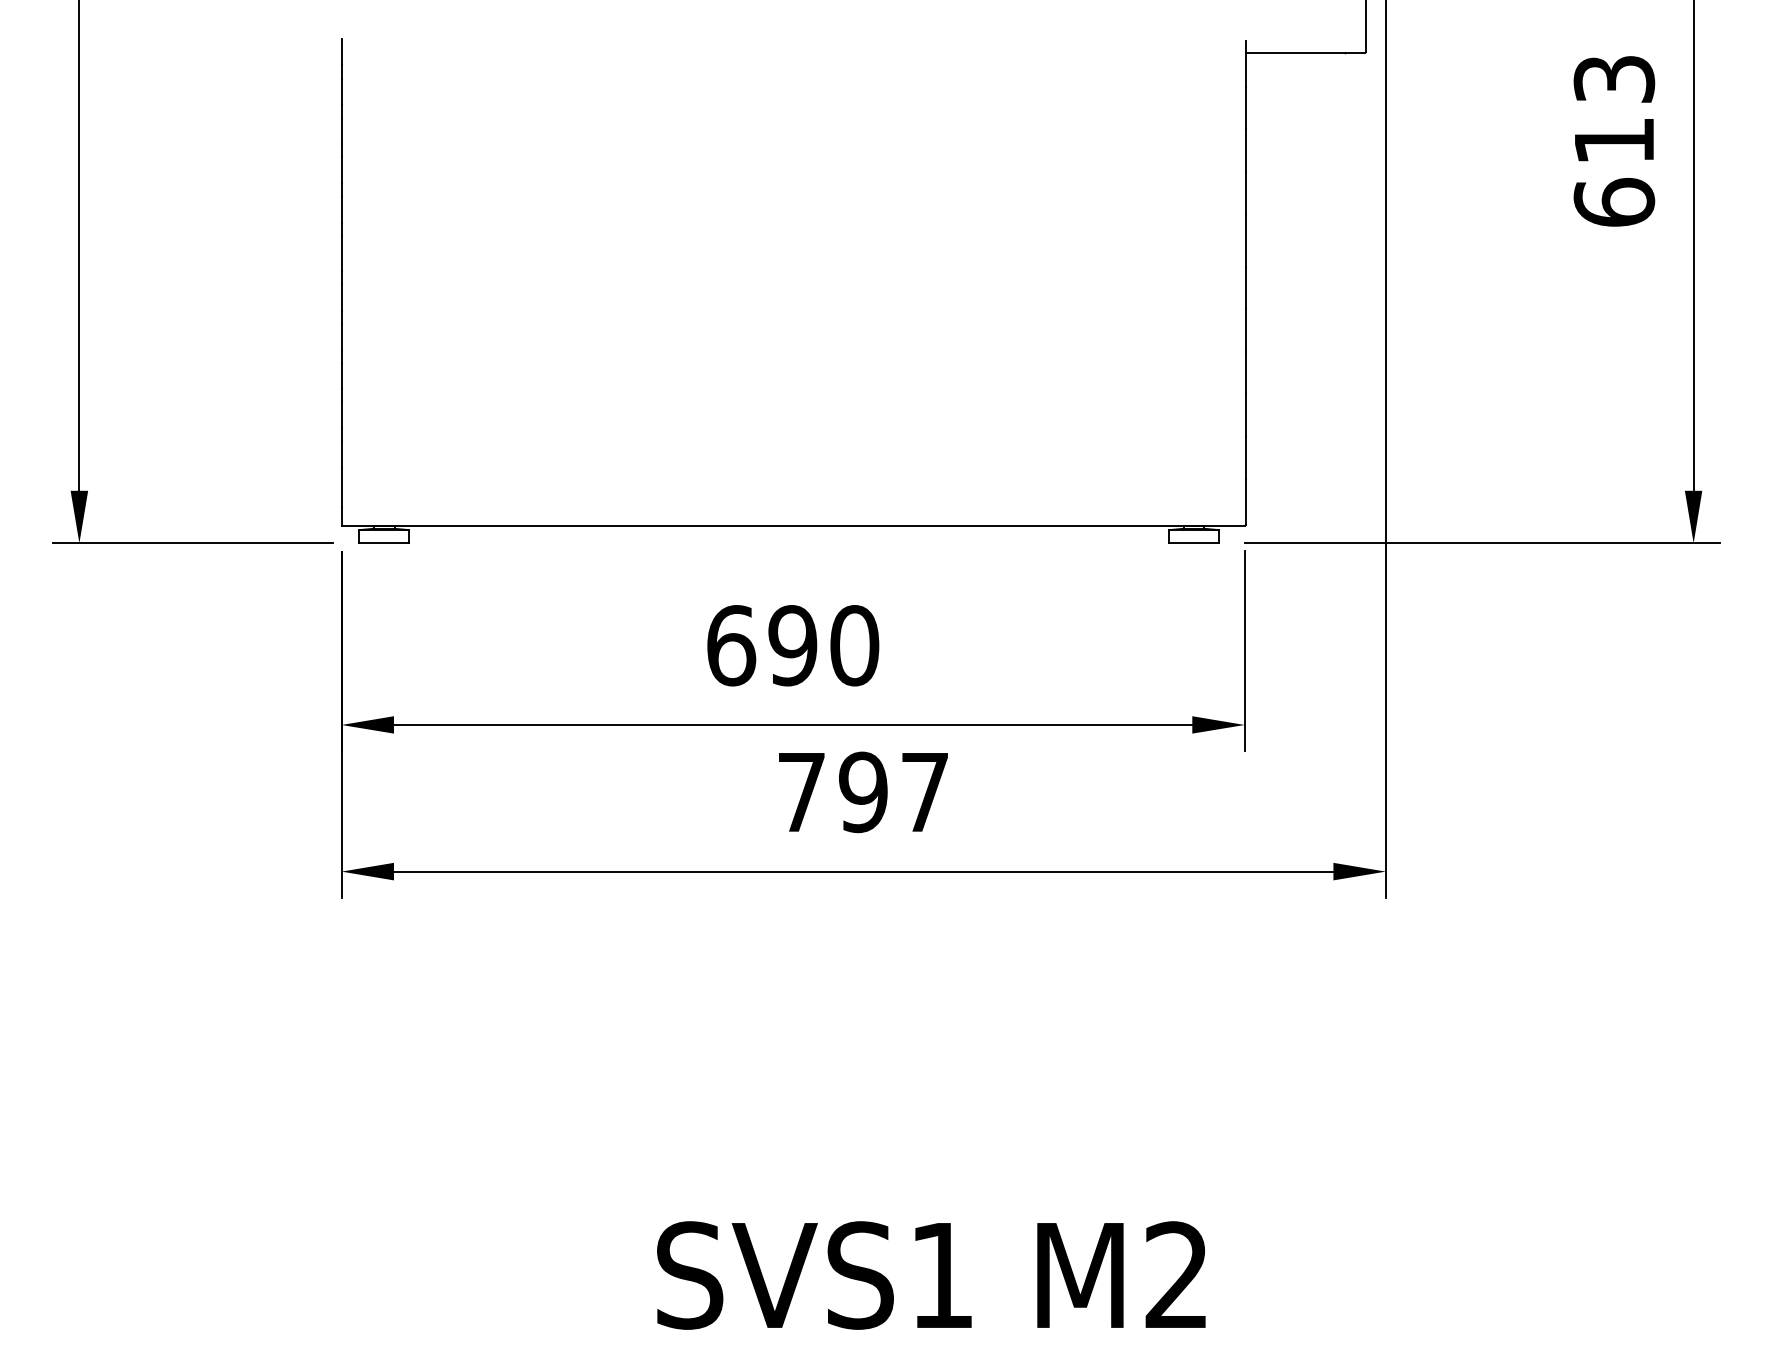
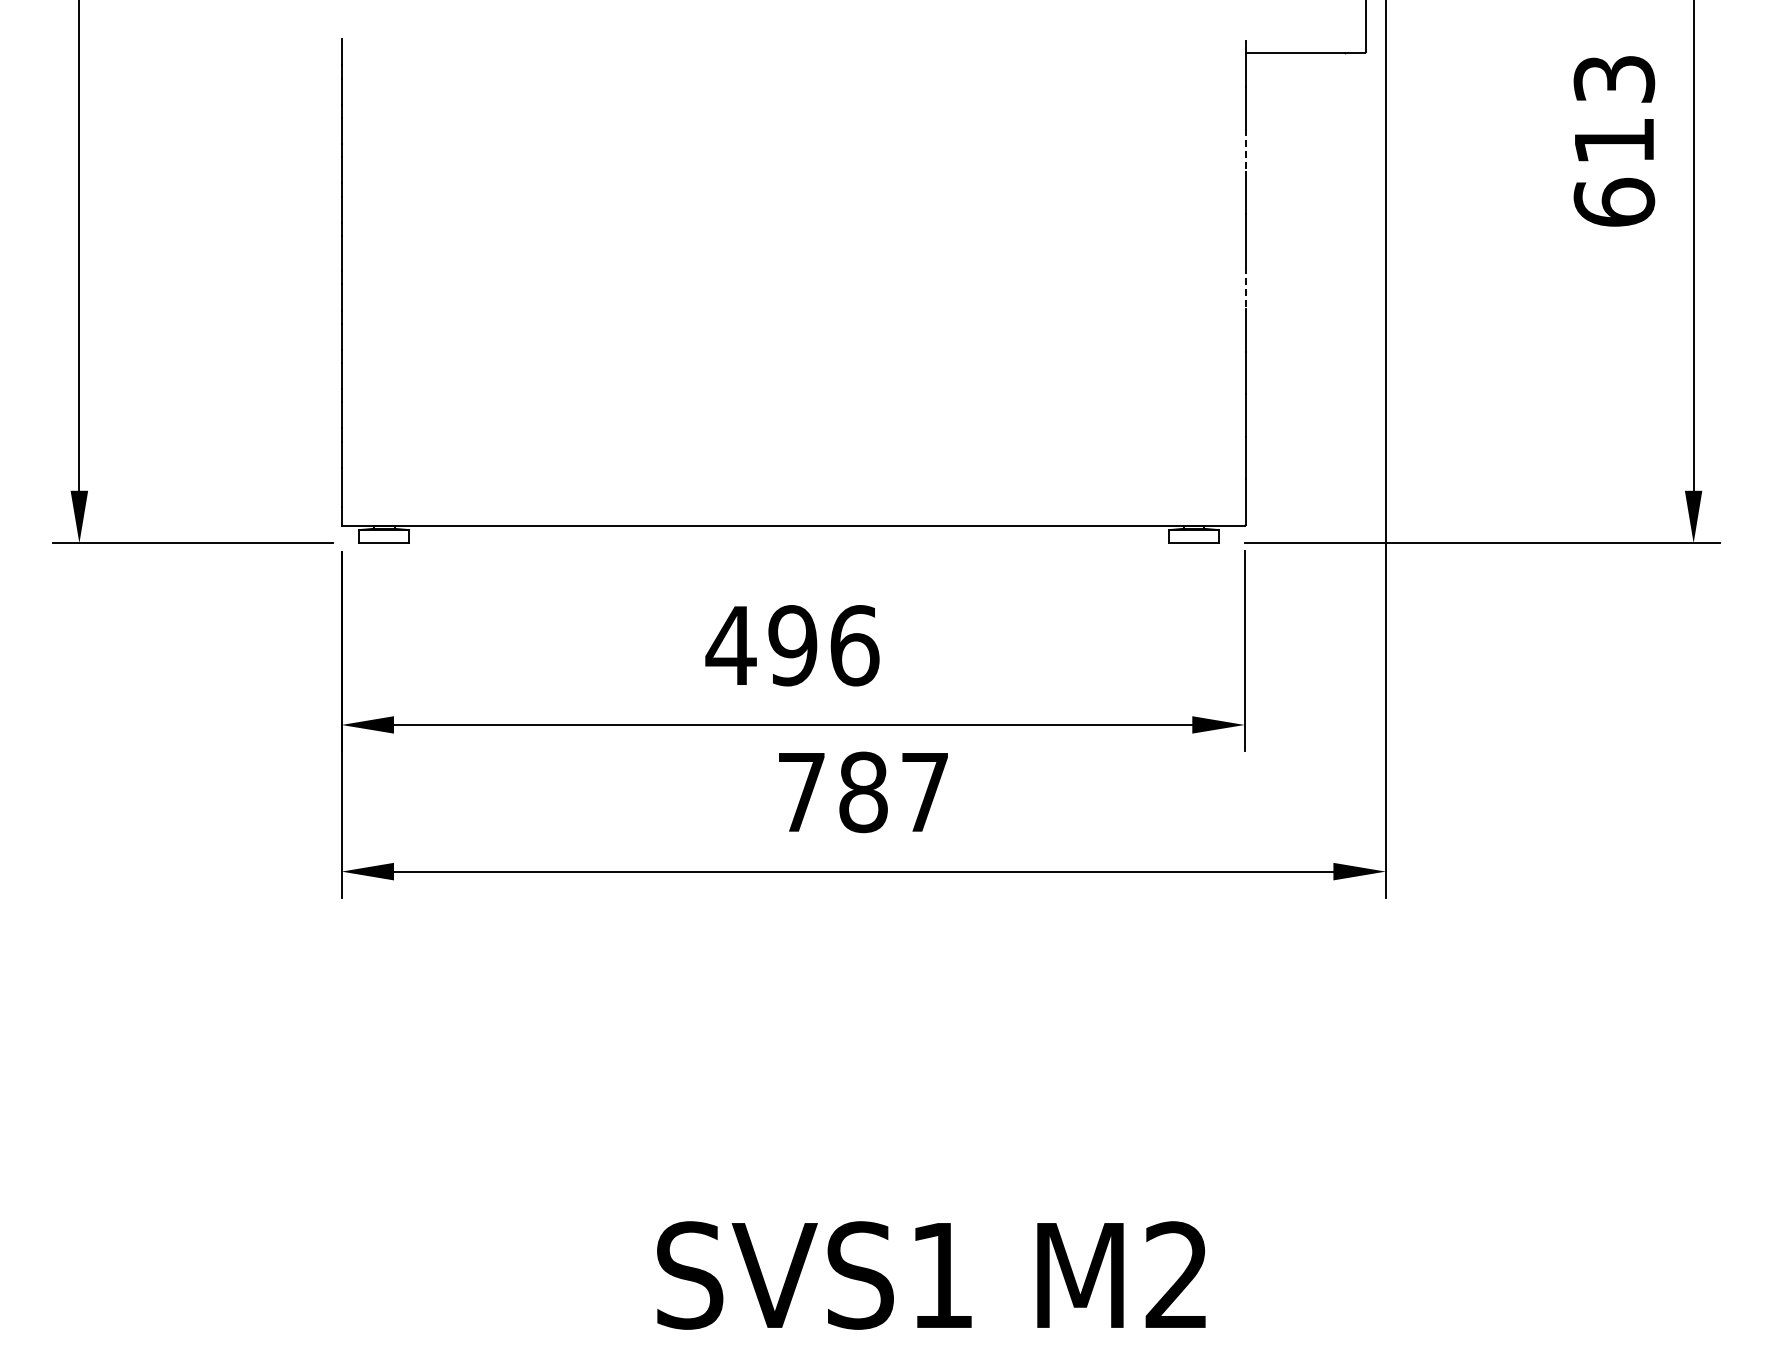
line: solid -> dashed (1245, 150)
line: solid -> dashed (1245, 287)
text: 690 -> 496 (792, 645)
text: 797 -> 787 (863, 792)
